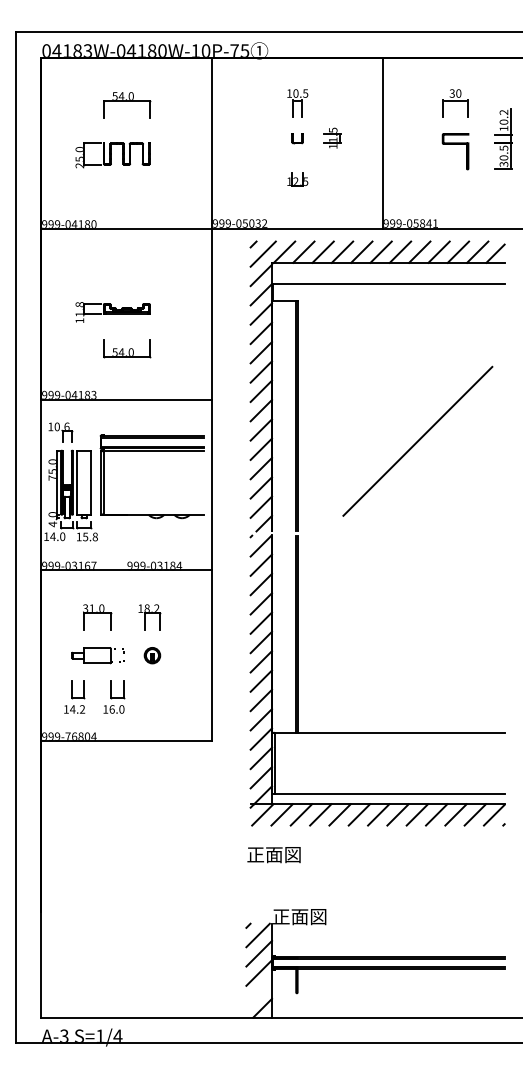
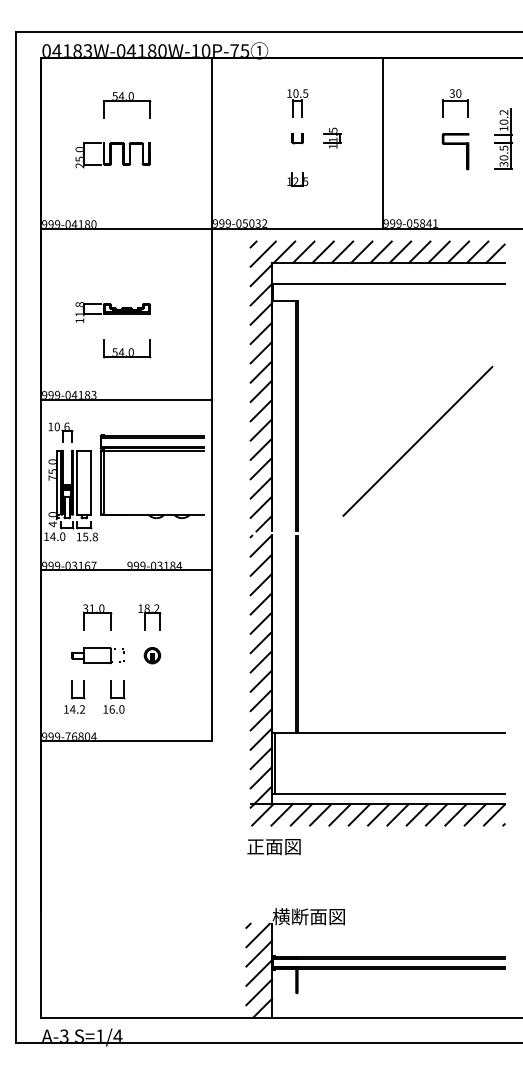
text position: (273, 855) -> (273, 847) (273, 847)
text: 正面図 -> 横断面図 (308, 916)
line: none -> present (259, 992)
